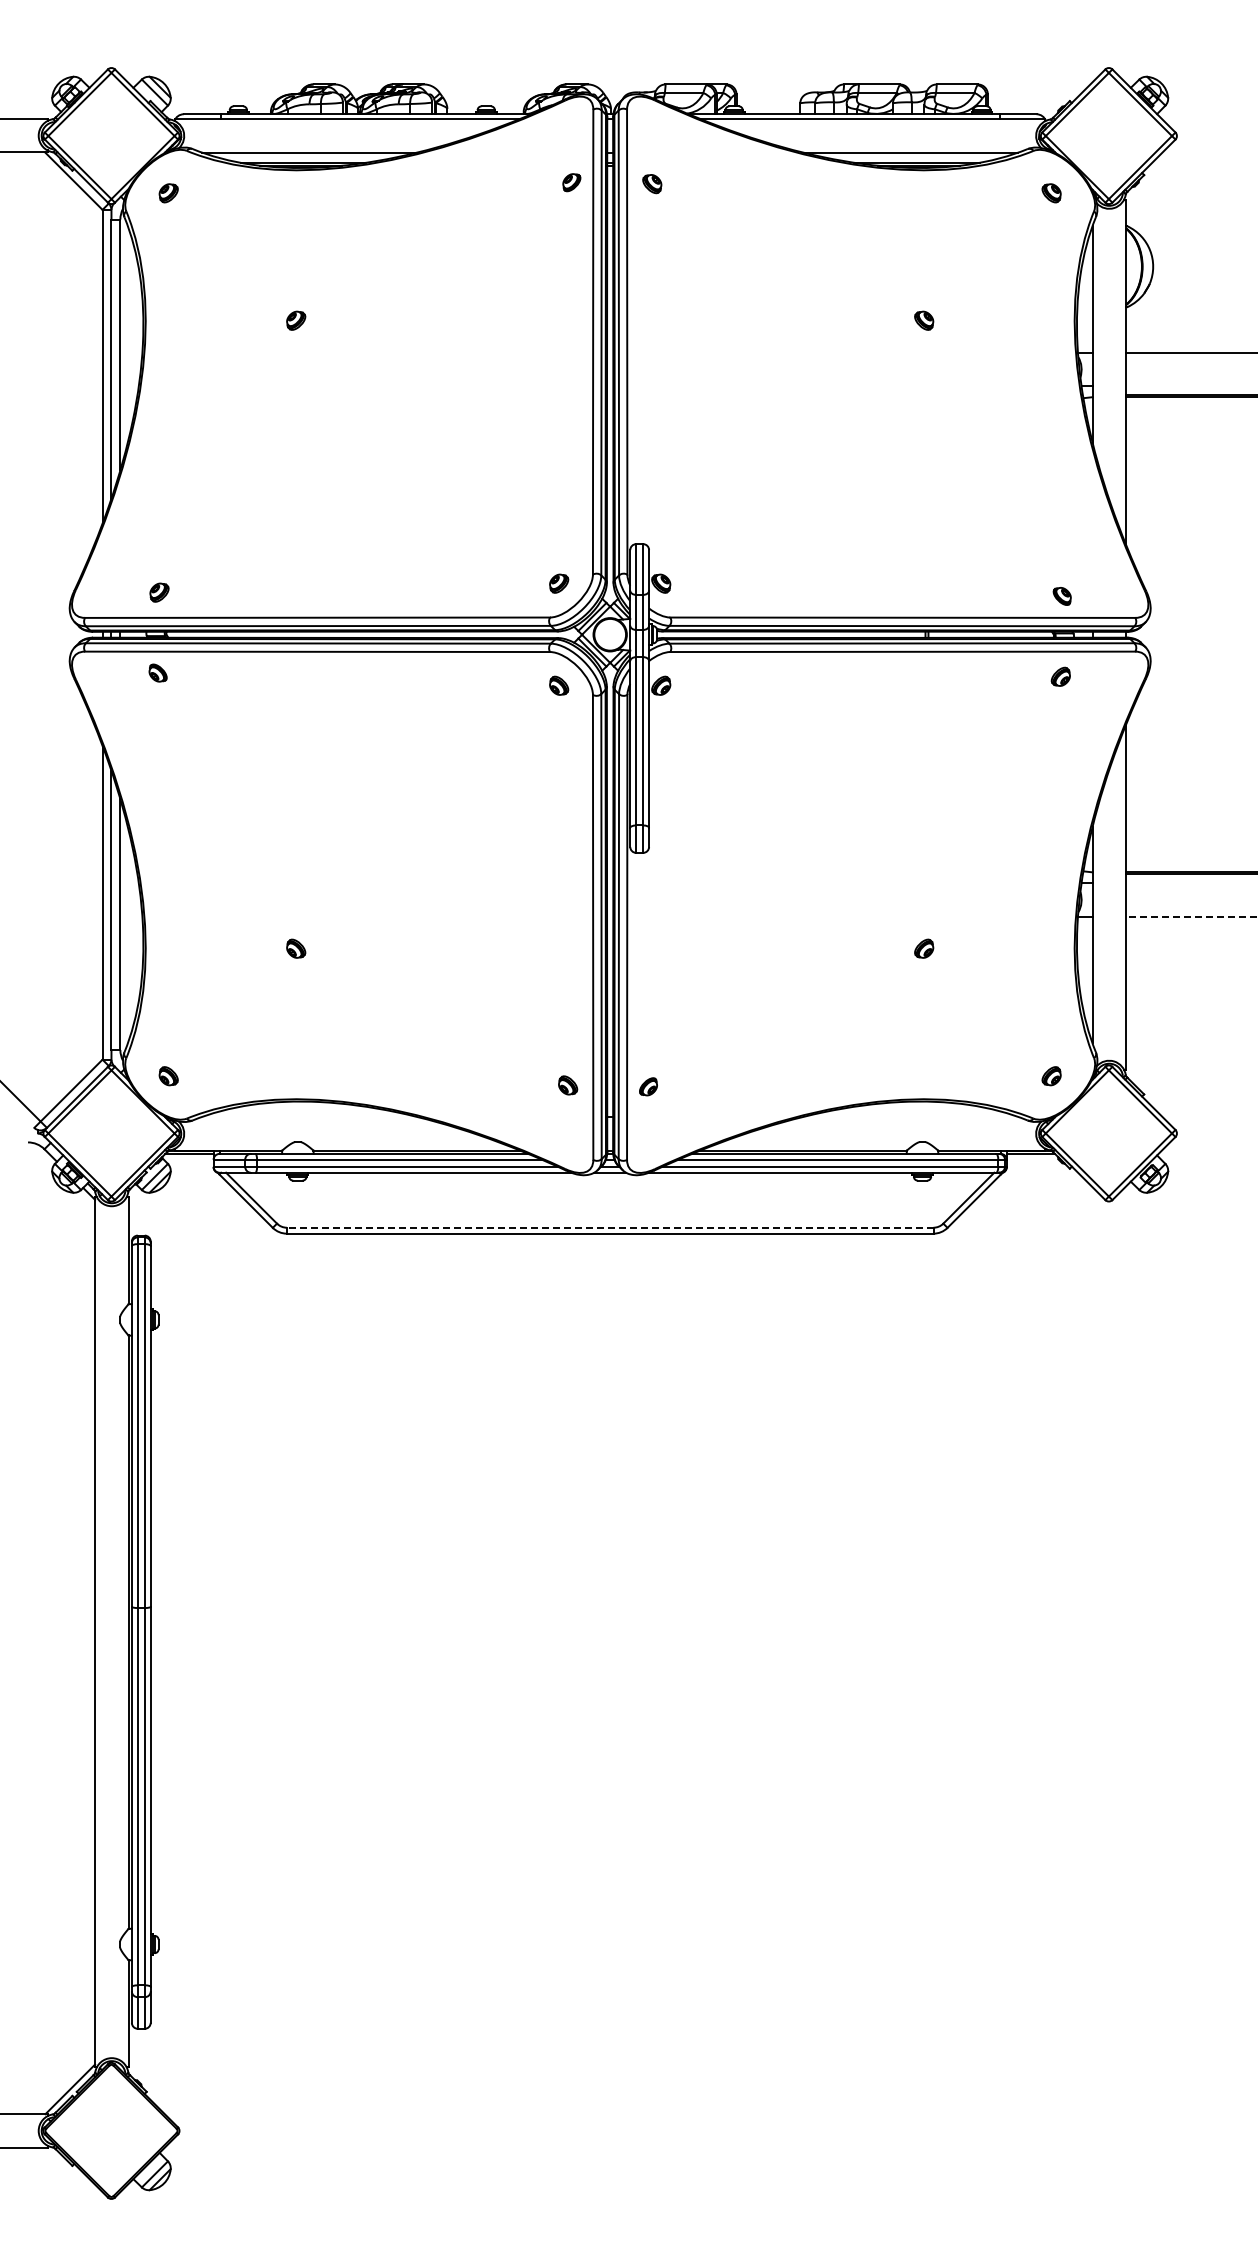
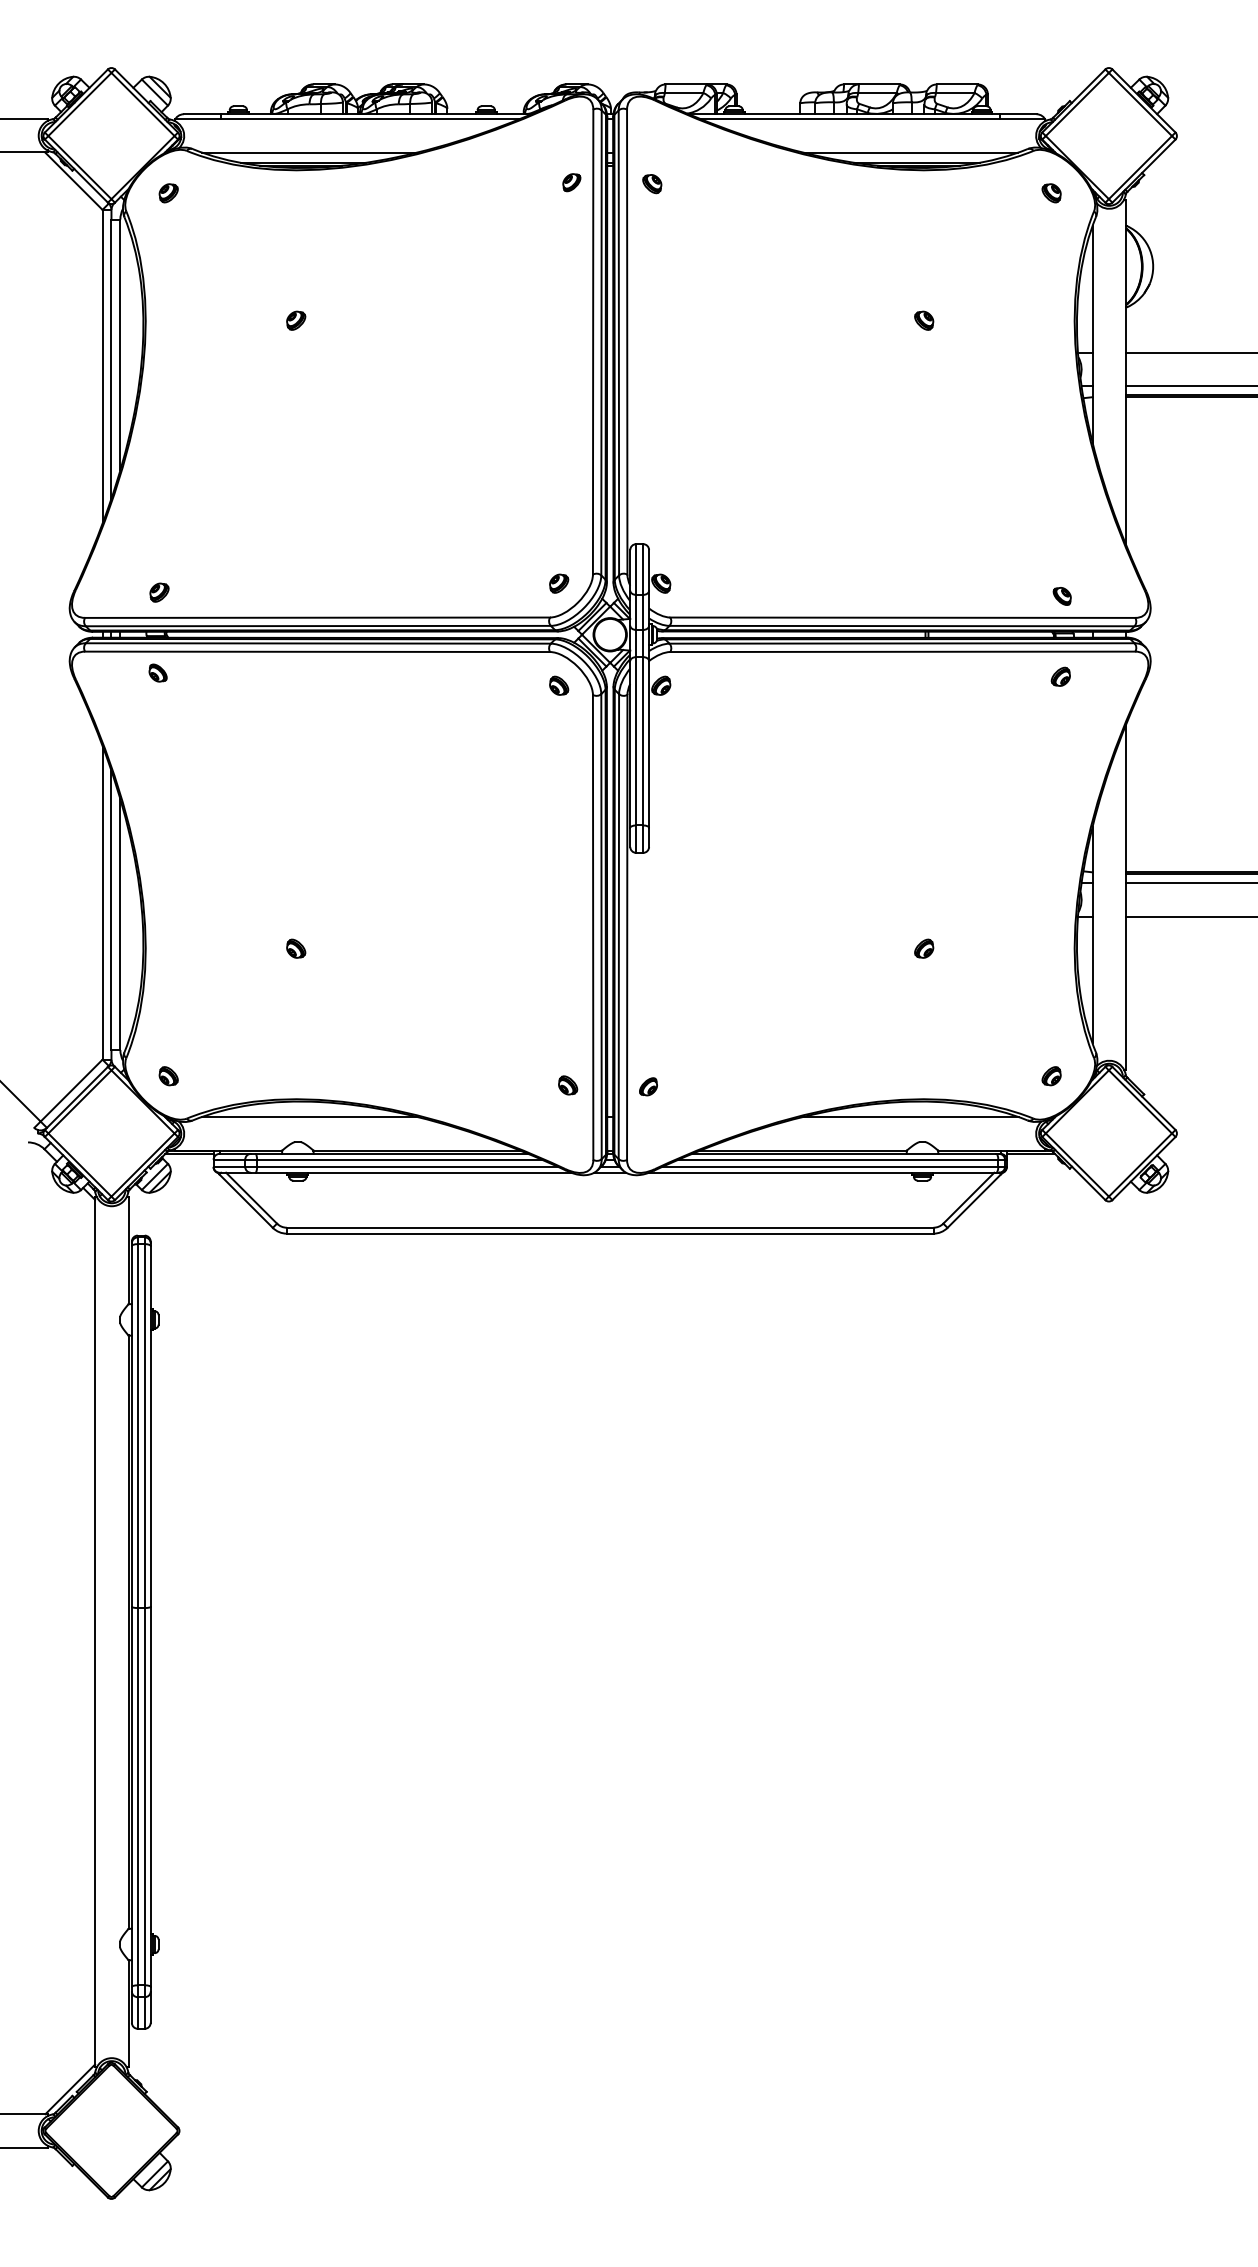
line: none -> present (1189, 386)
line: none -> present (1189, 883)
line: dashed -> solid (1191, 916)
line: none -> present (309, 1117)
line: none -> present (910, 1117)
line: dashed -> solid (609, 1227)
